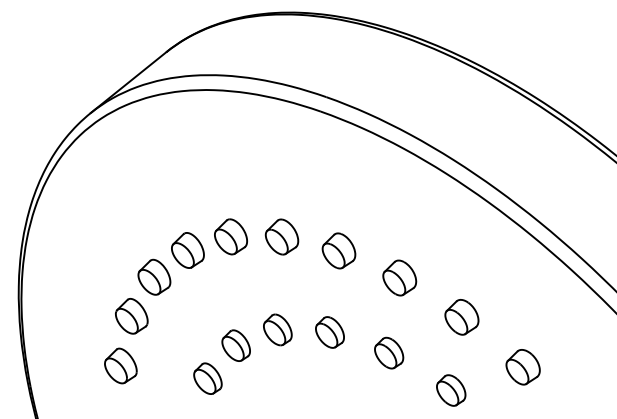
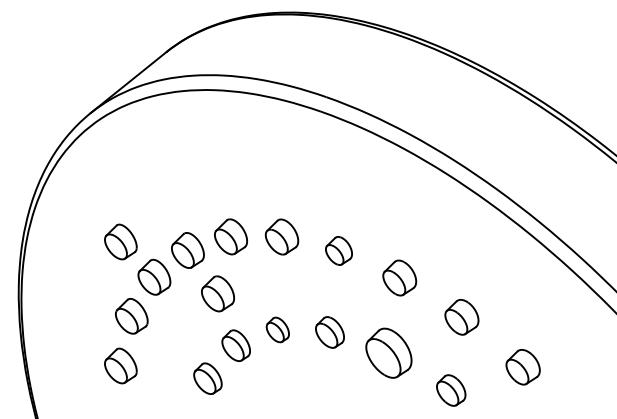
part: none -> present (120, 241)
part size: 36x38 px -> 28x30 px (338, 250)
part: none -> present (217, 293)
part size: 30x34 px -> 25x28 px (277, 329)
part size: 31x34 px -> 48x52 px (388, 352)
